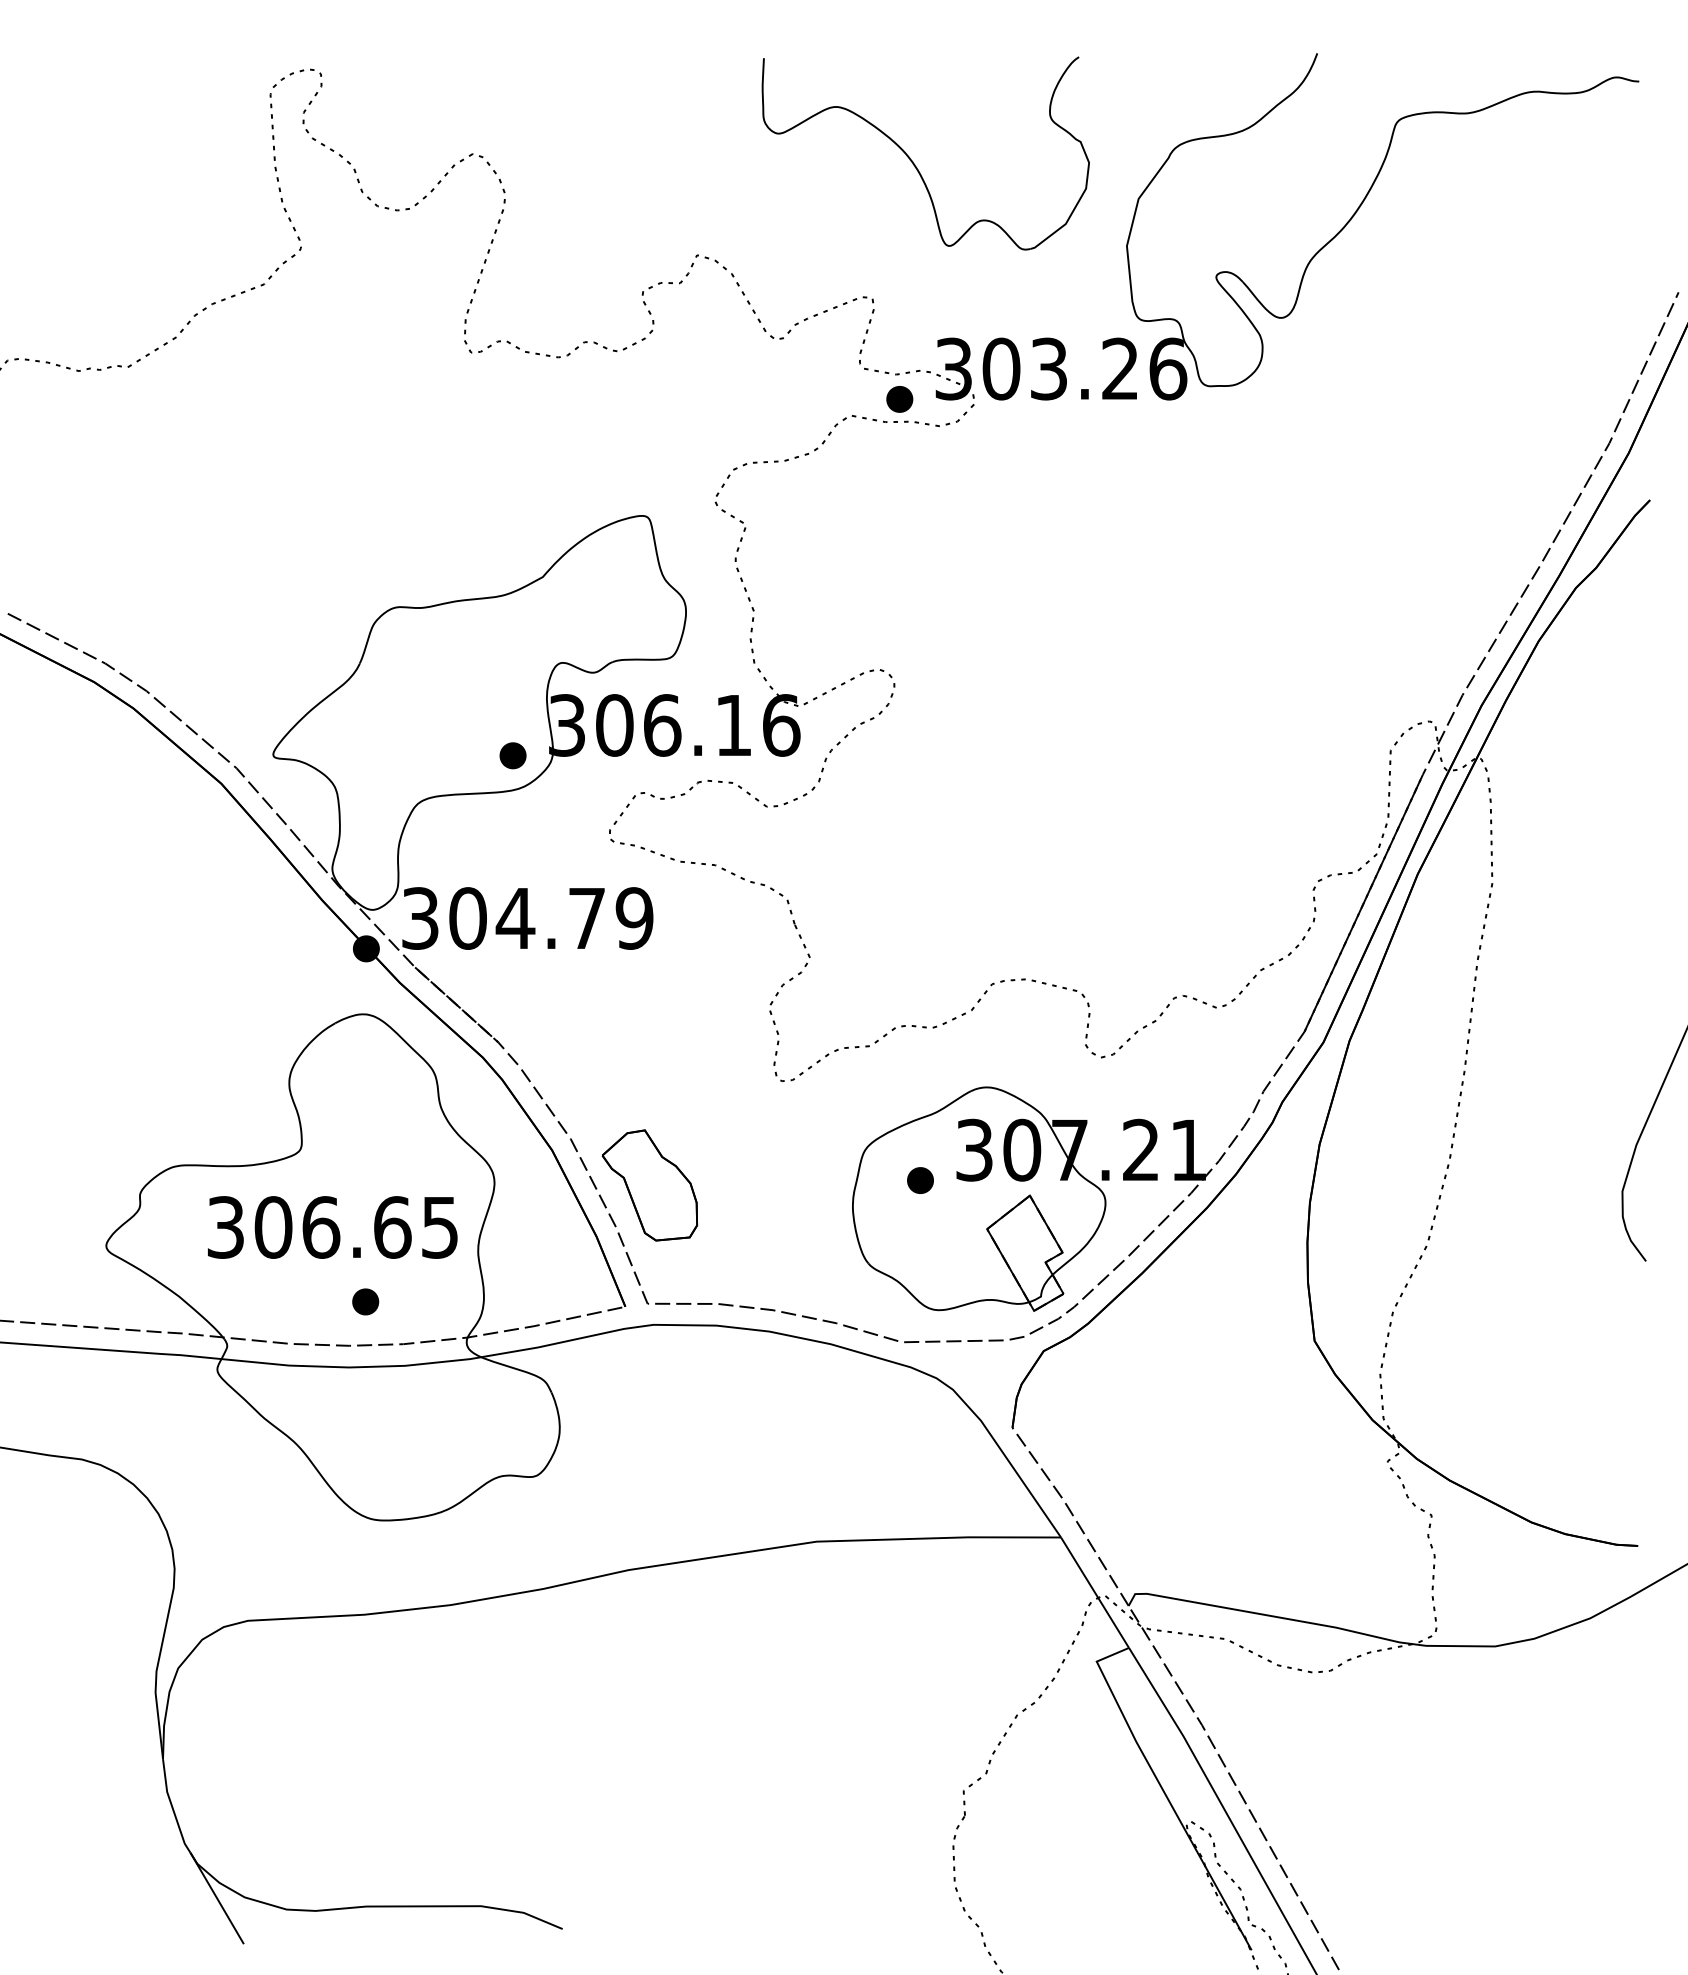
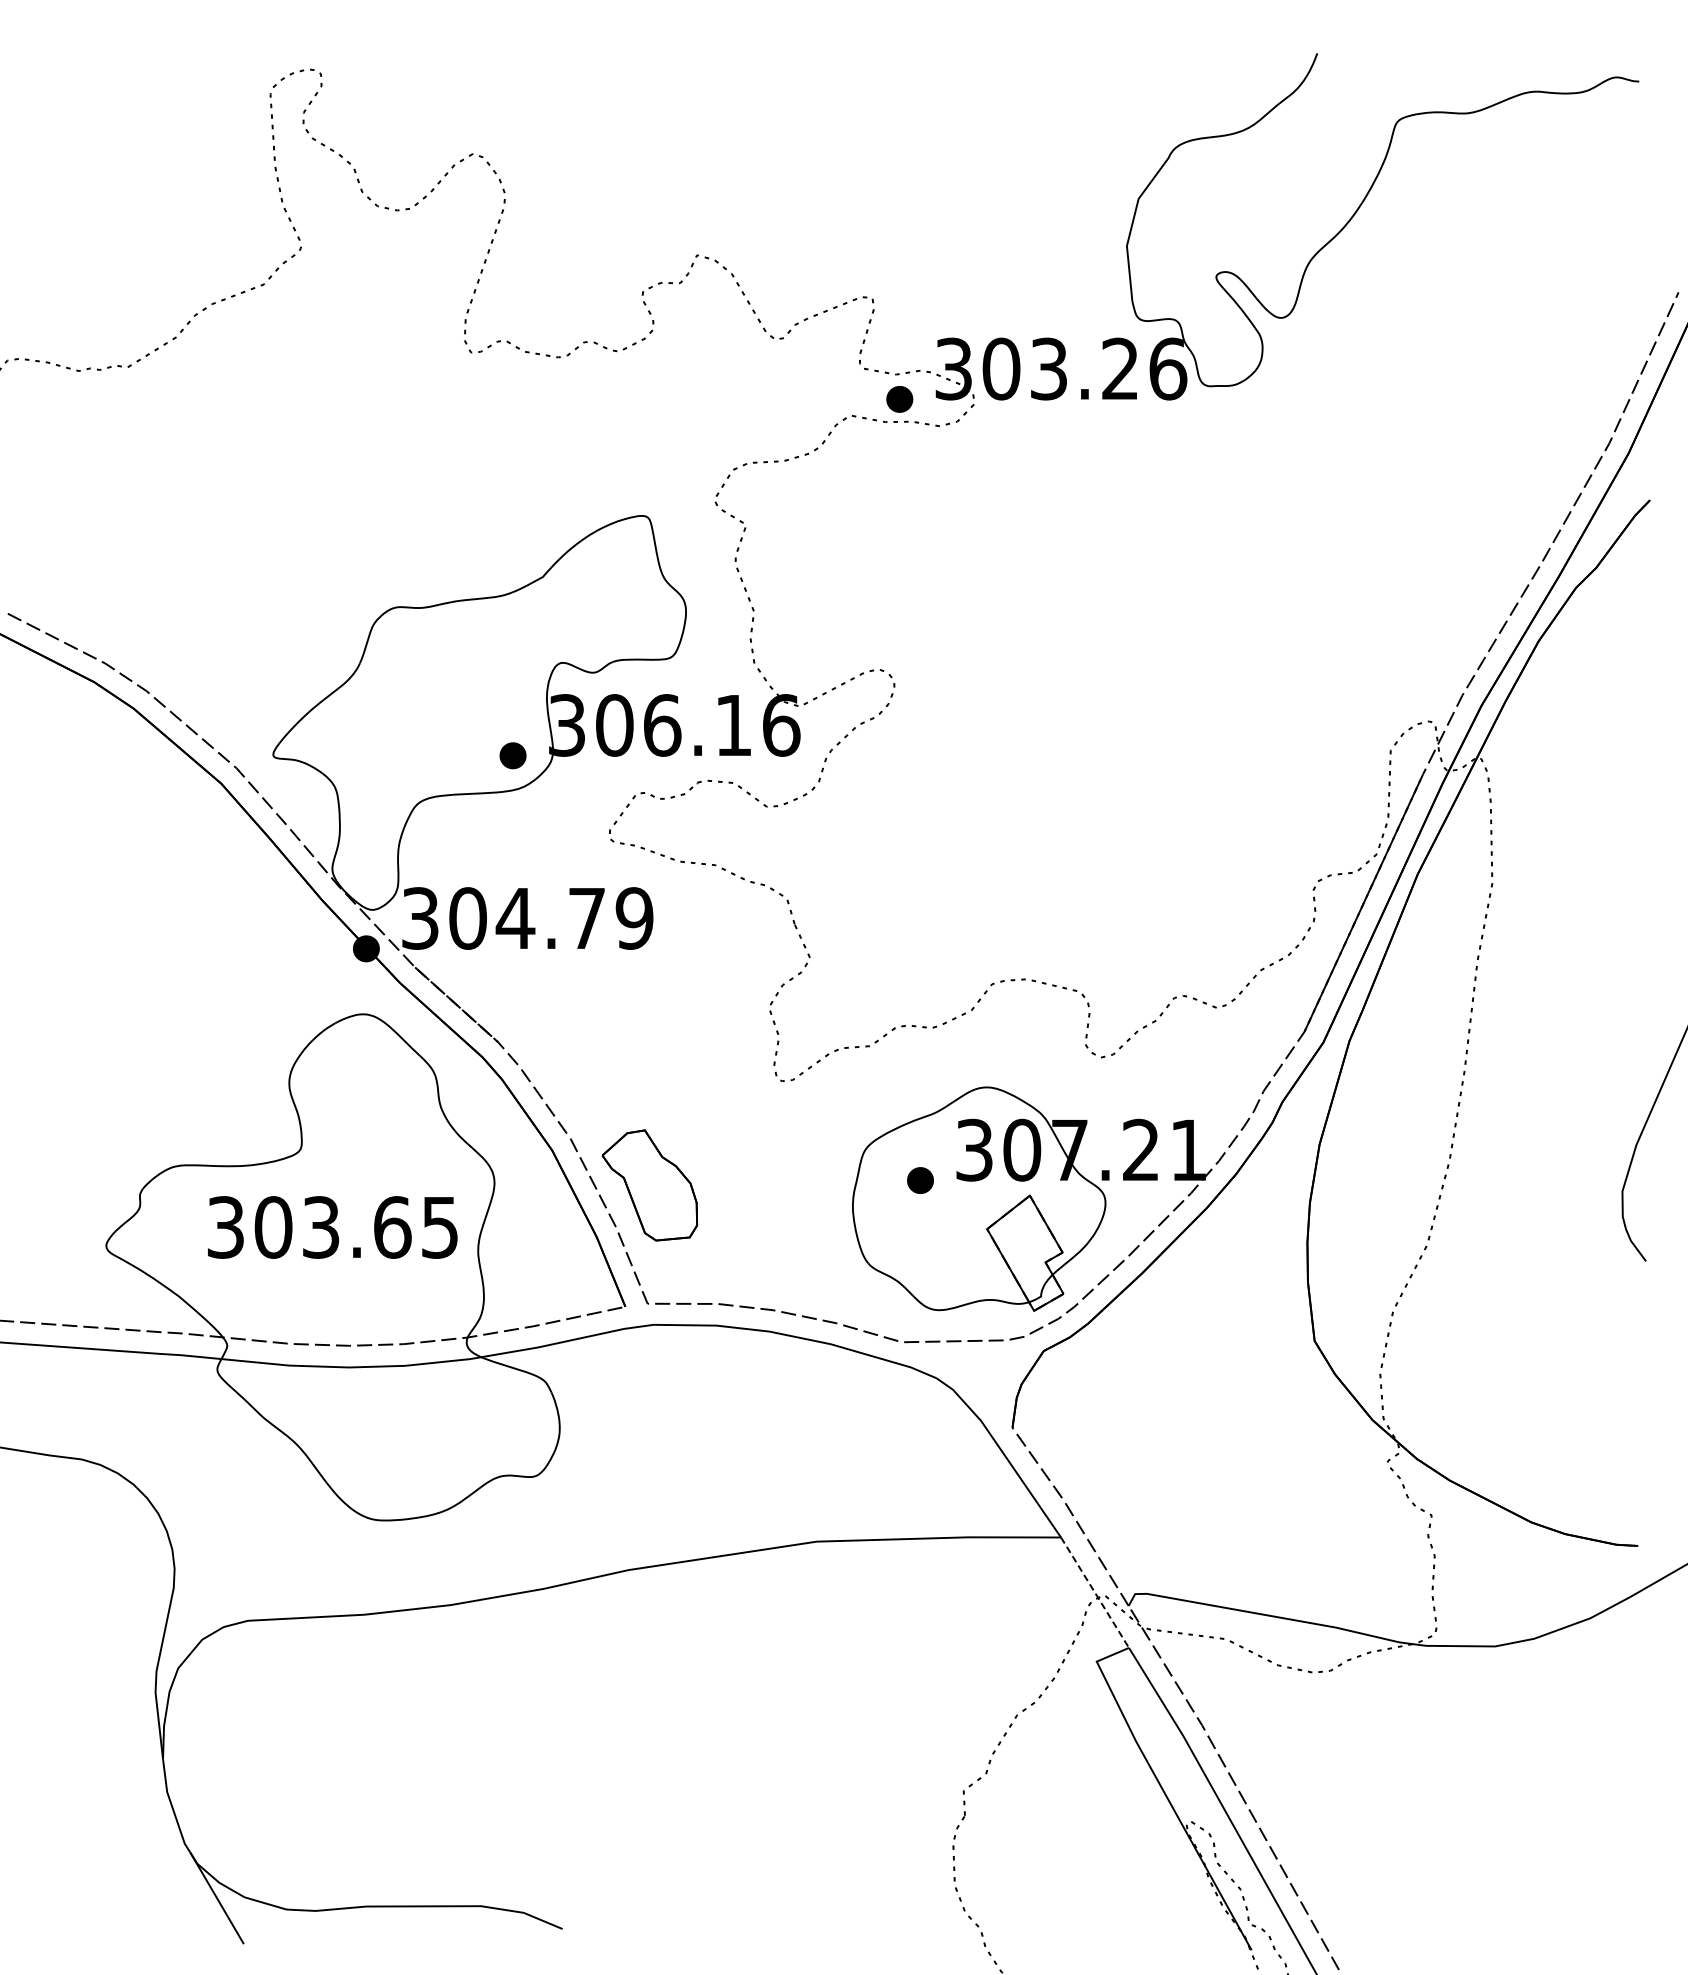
part: present -> none (913, 161)
text: 306.65 -> 303.65 (321, 1227)
part: present -> none (365, 1301)
line: solid -> dashed (1095, 1592)
